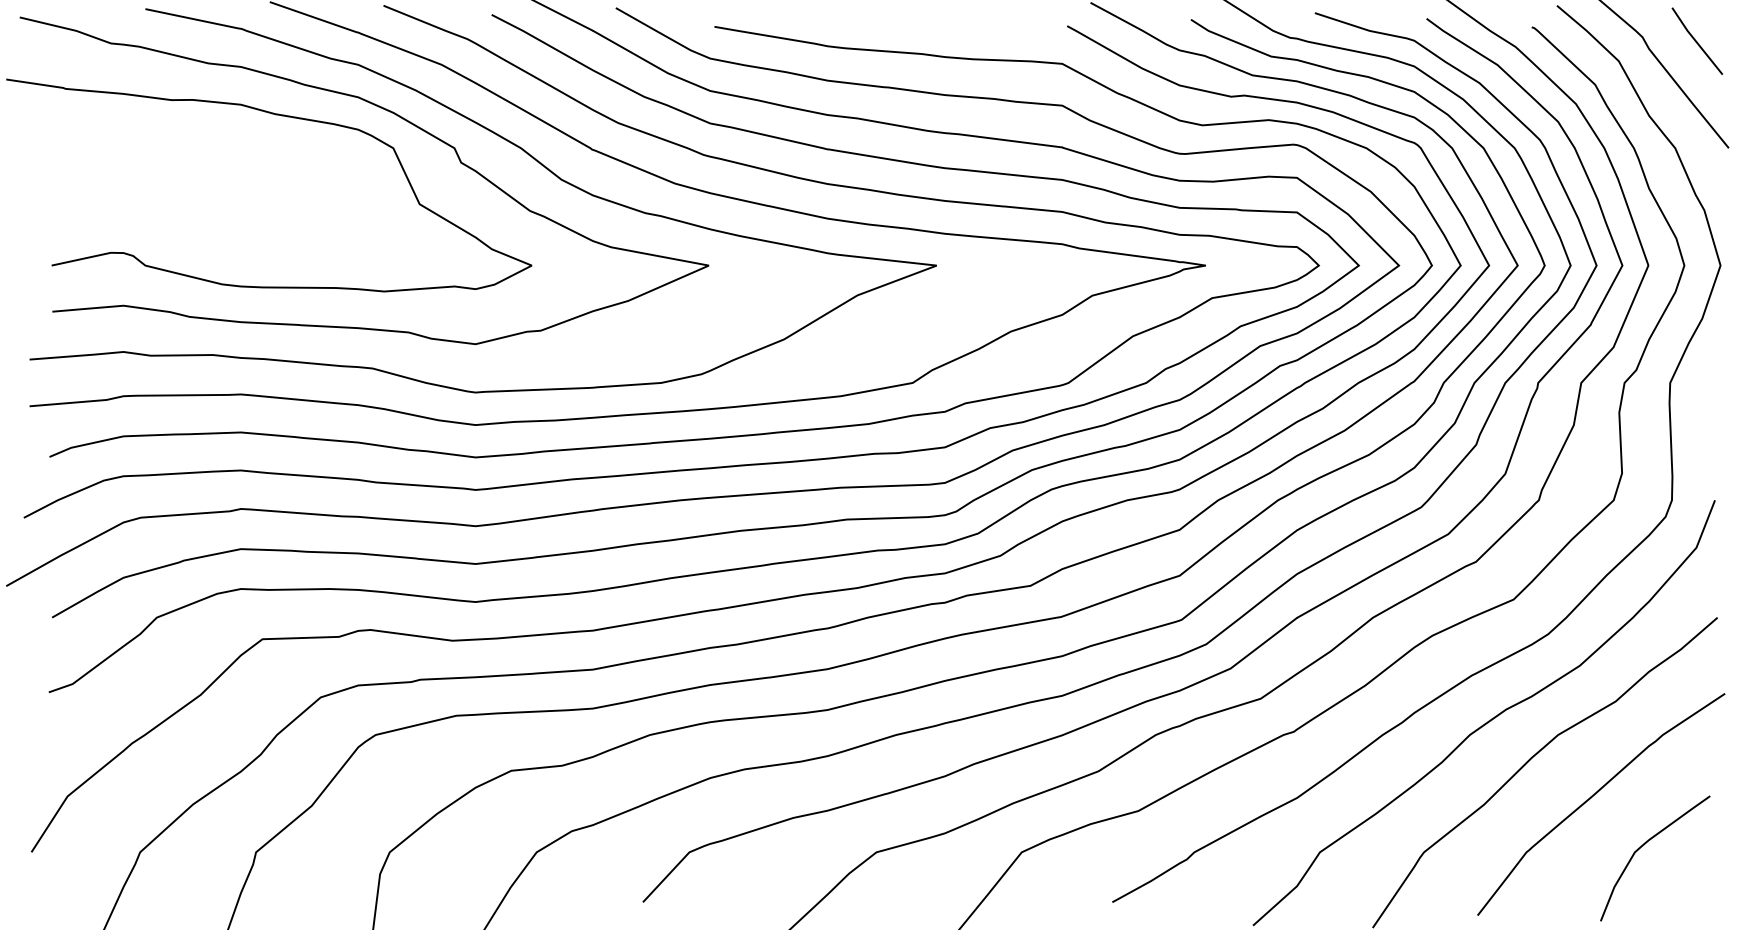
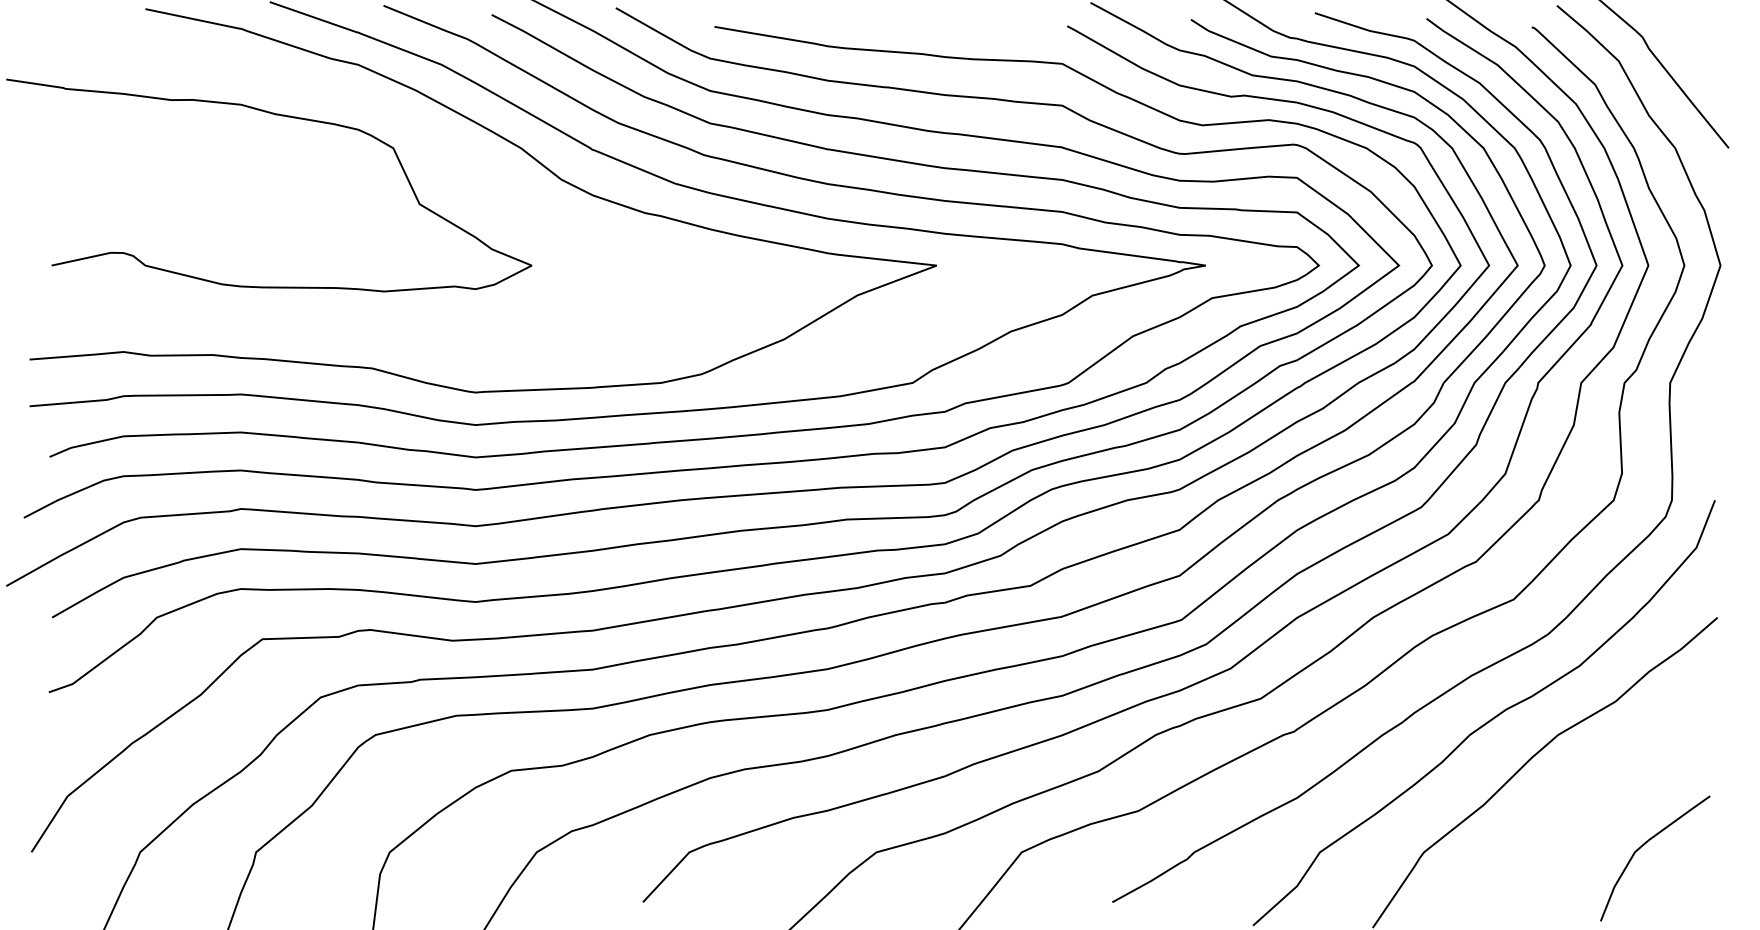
line: present -> none (1696, 40)
curve: present -> none (402, 119)
curve: present -> none (1593, 796)
